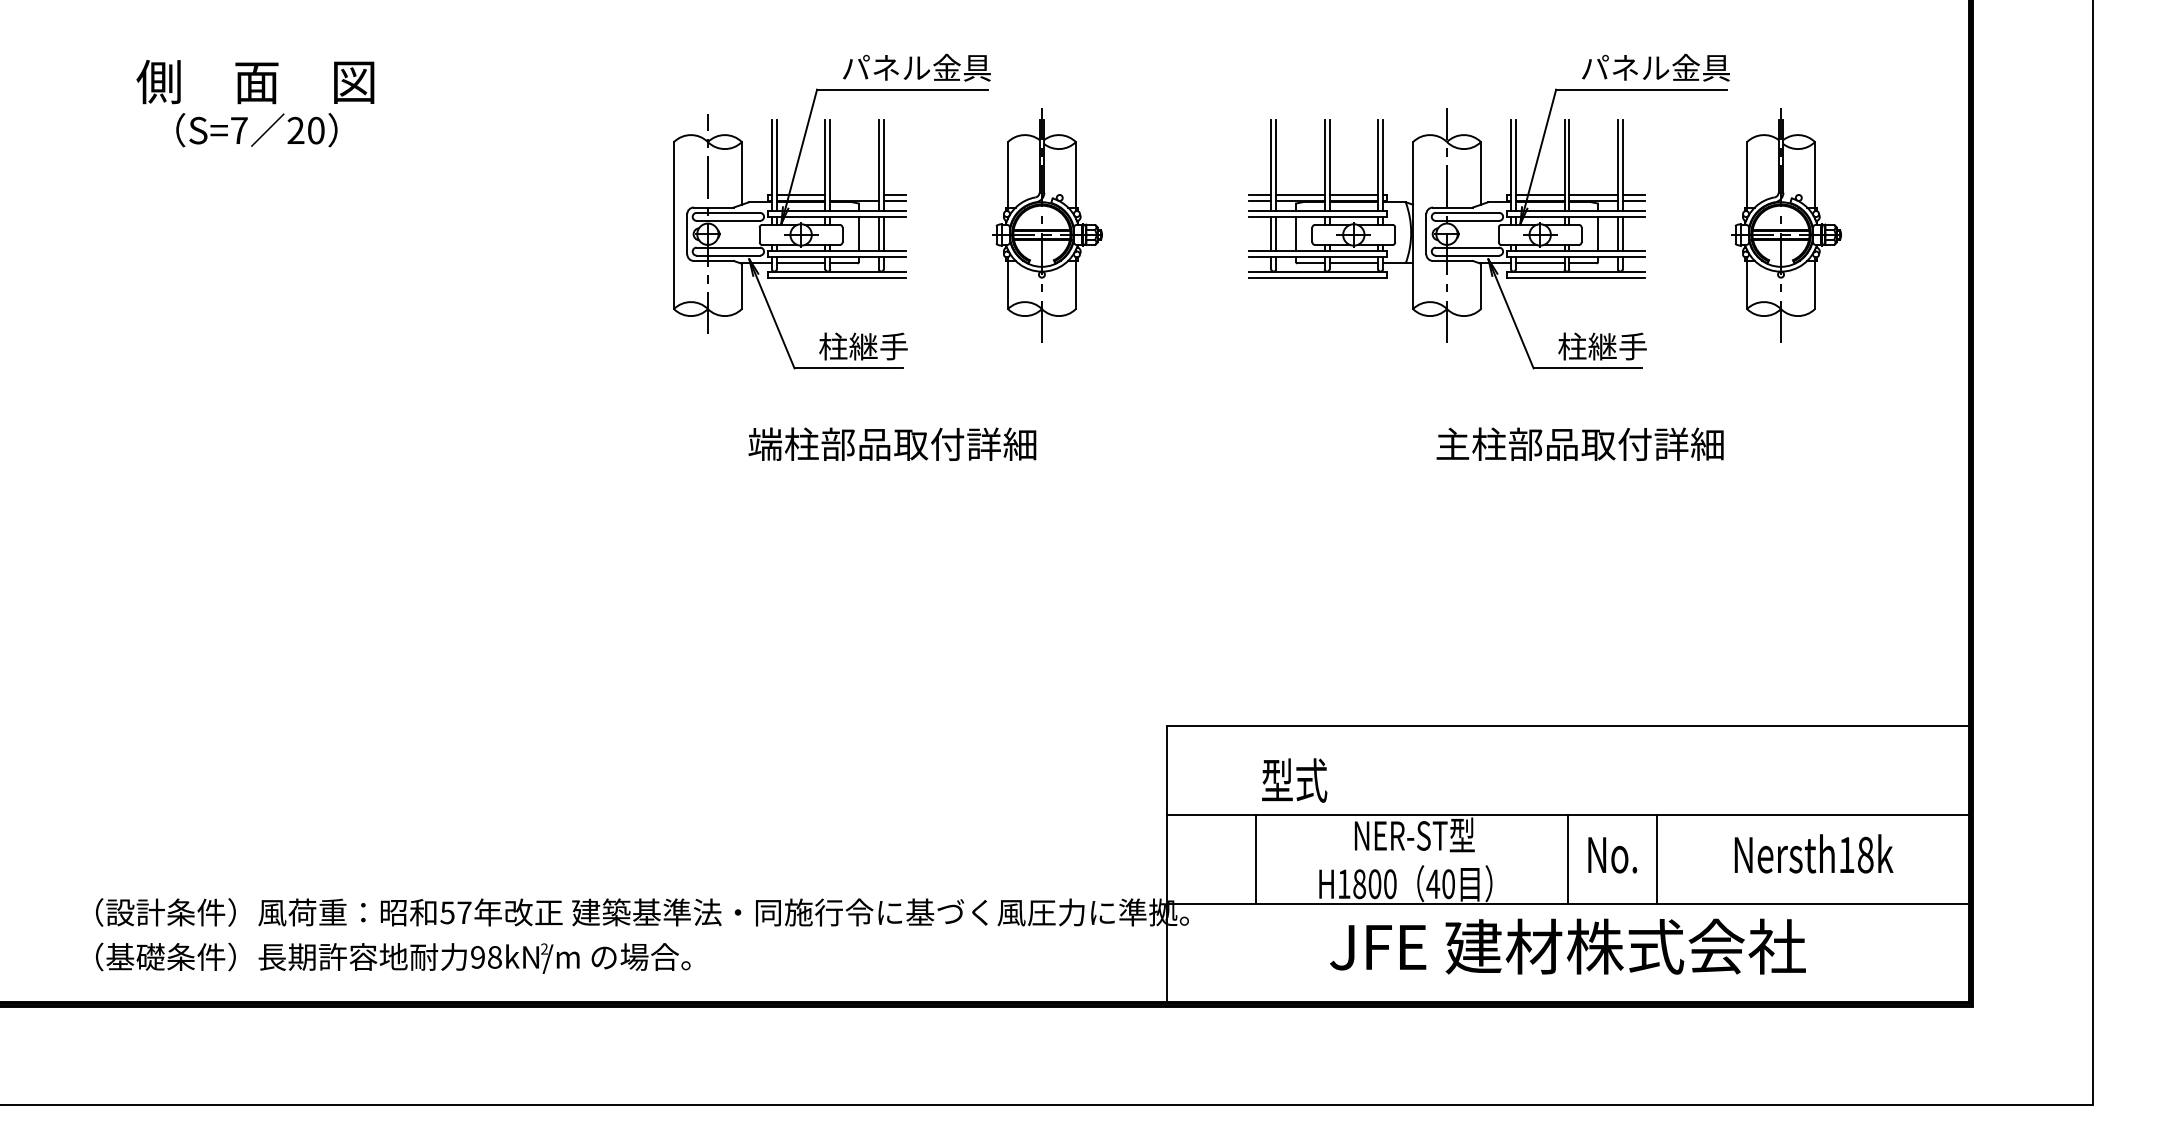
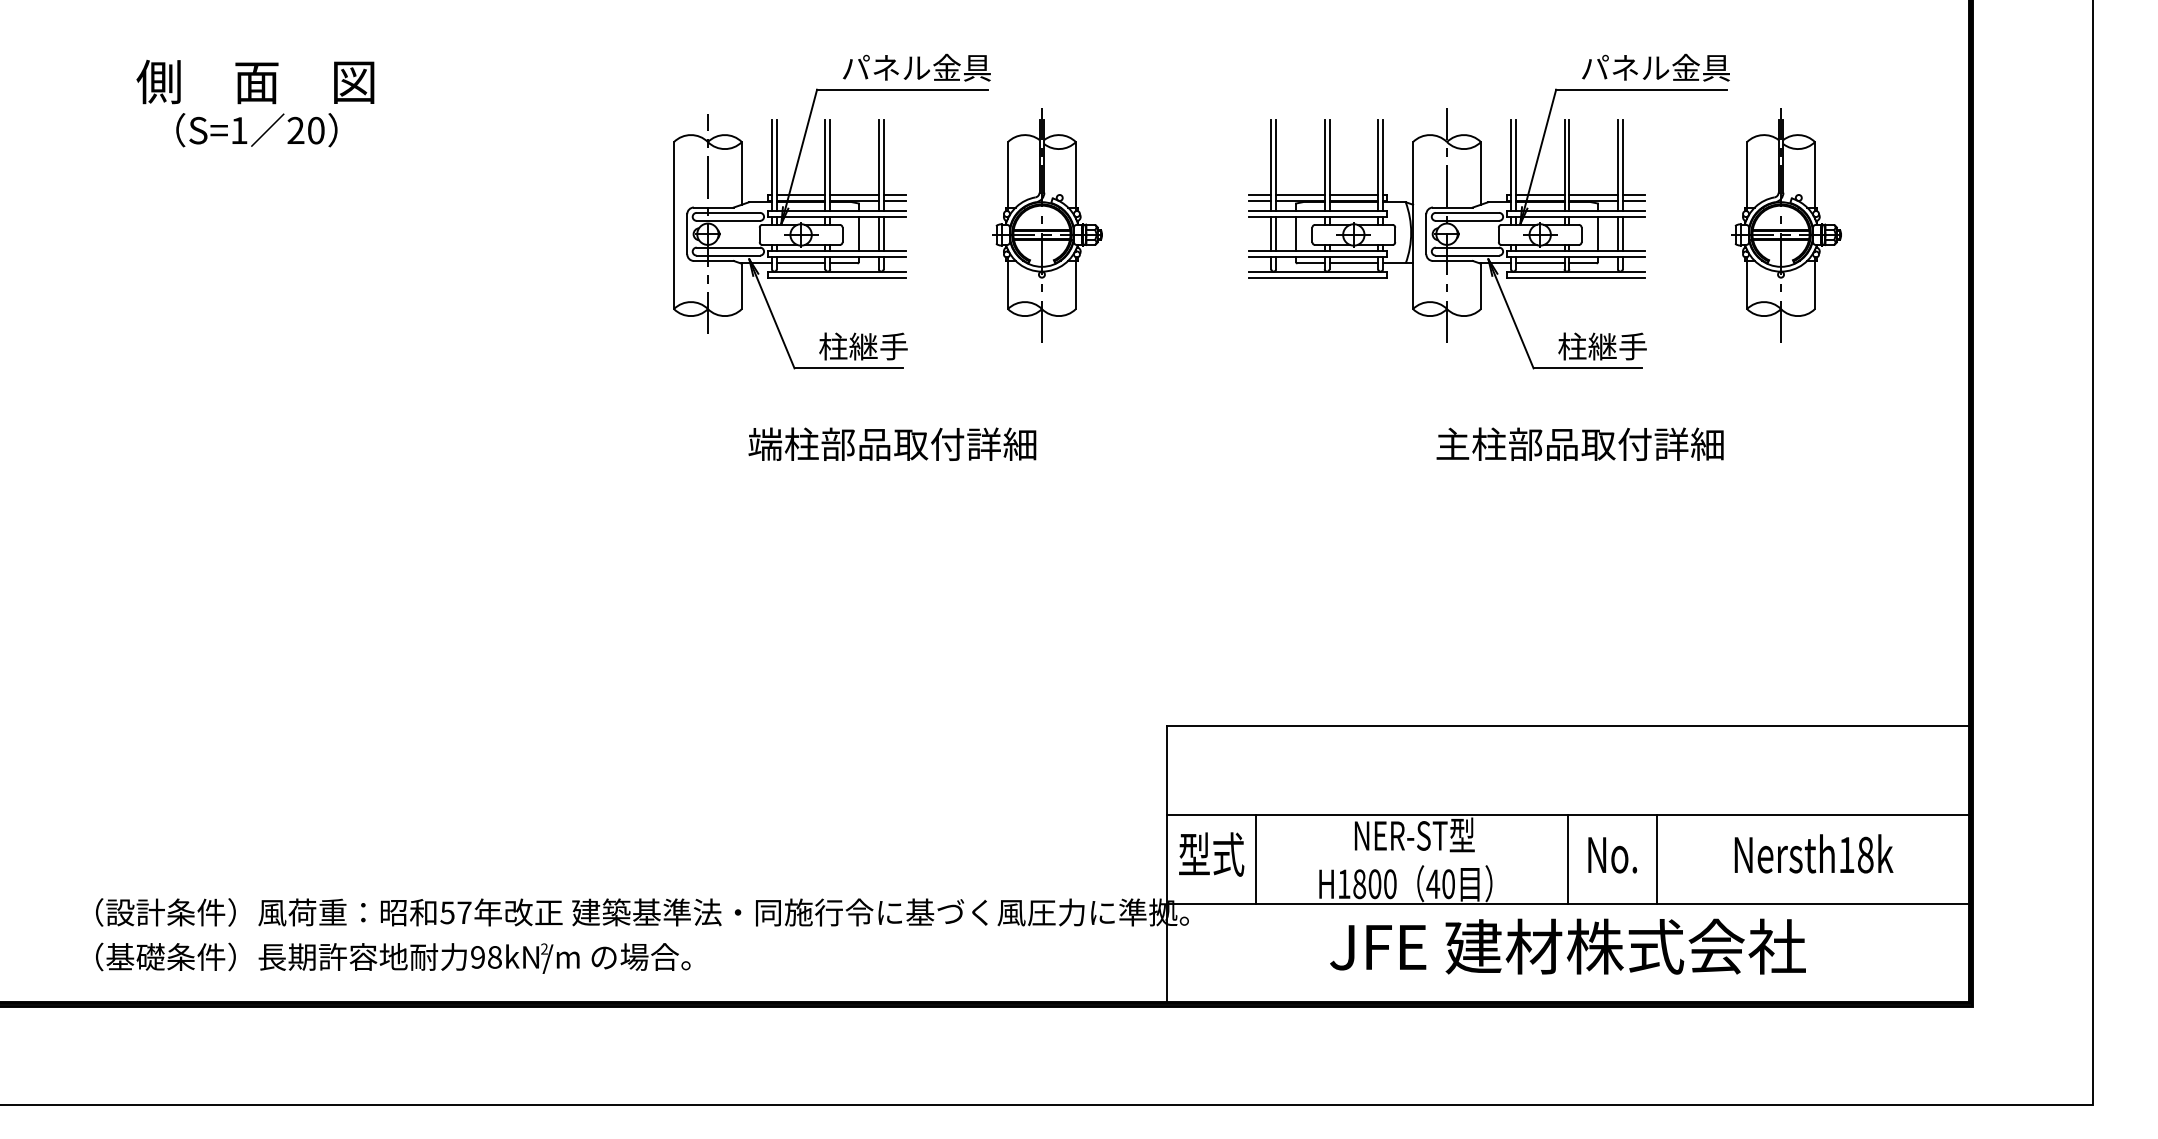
text: S=7 -> S=1 (239, 130)
line: none -> present (854, 194)
text position: (1294, 780) -> (1211, 854) (1211, 854)
